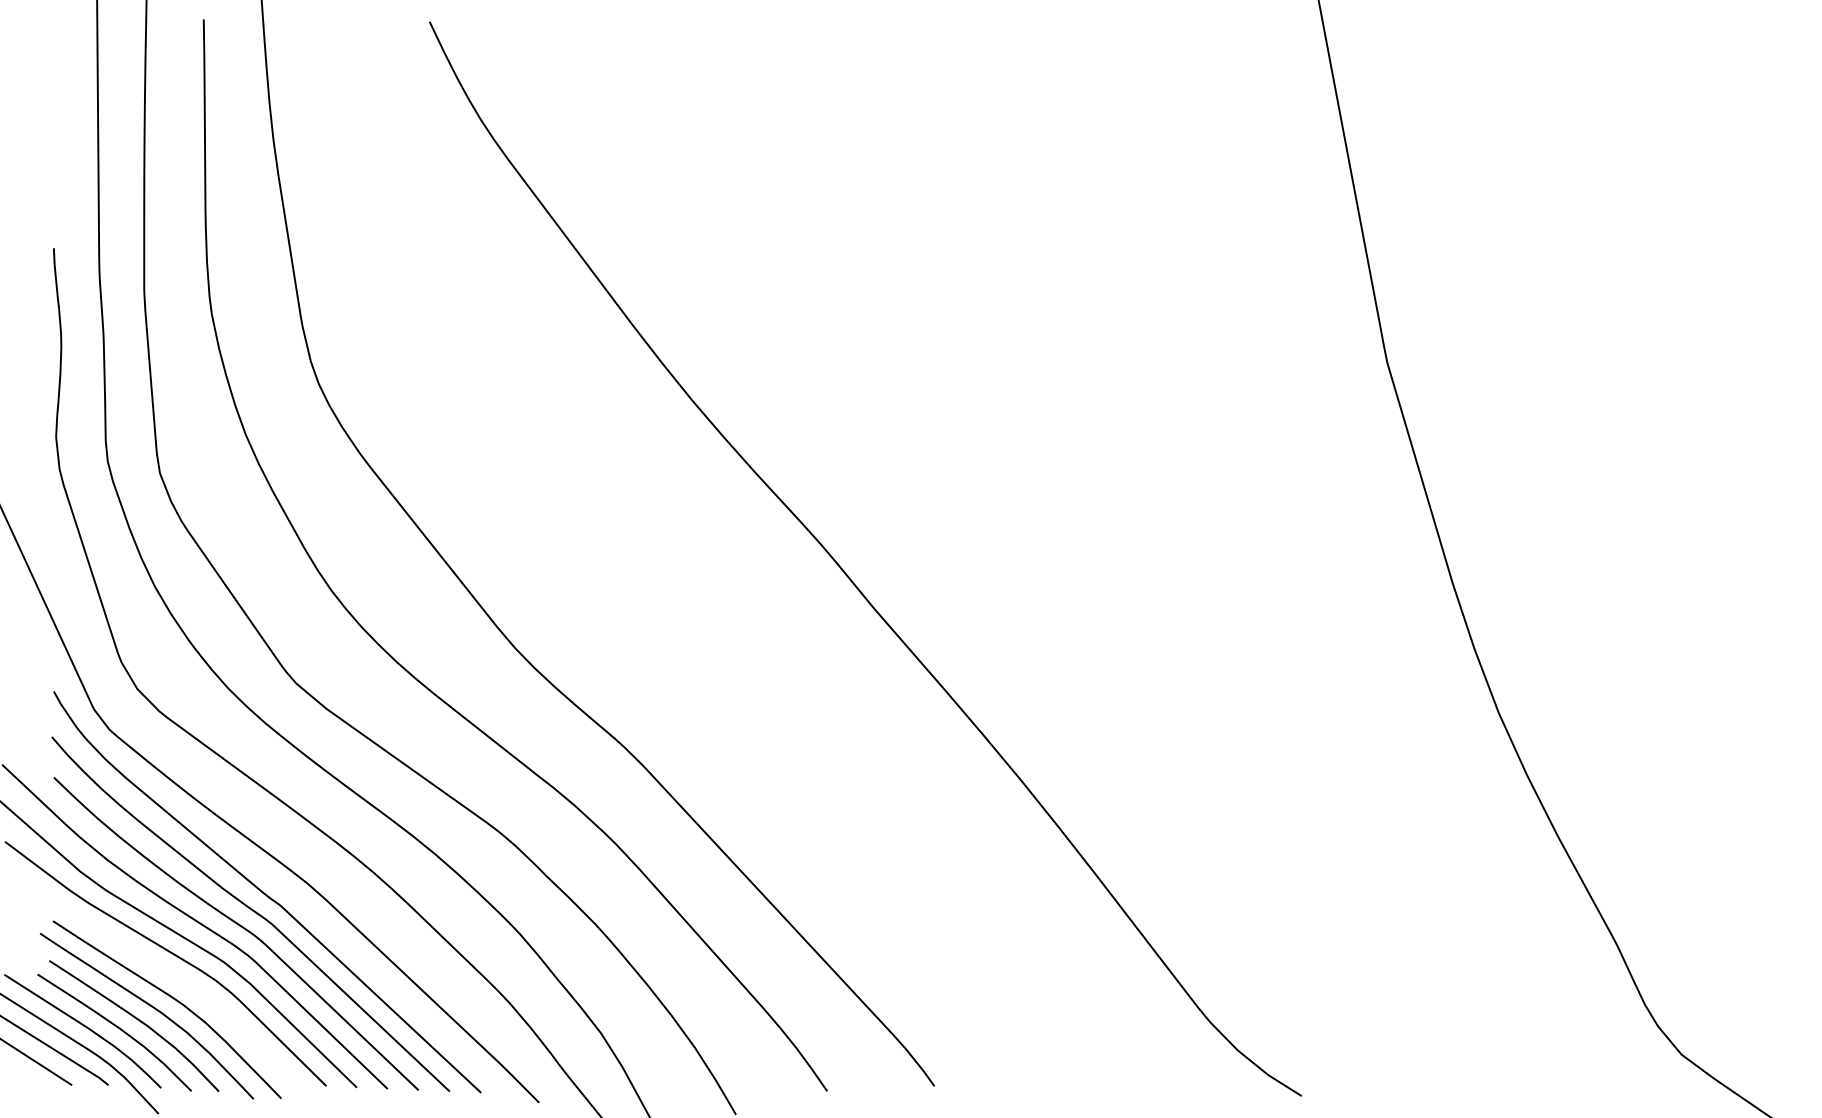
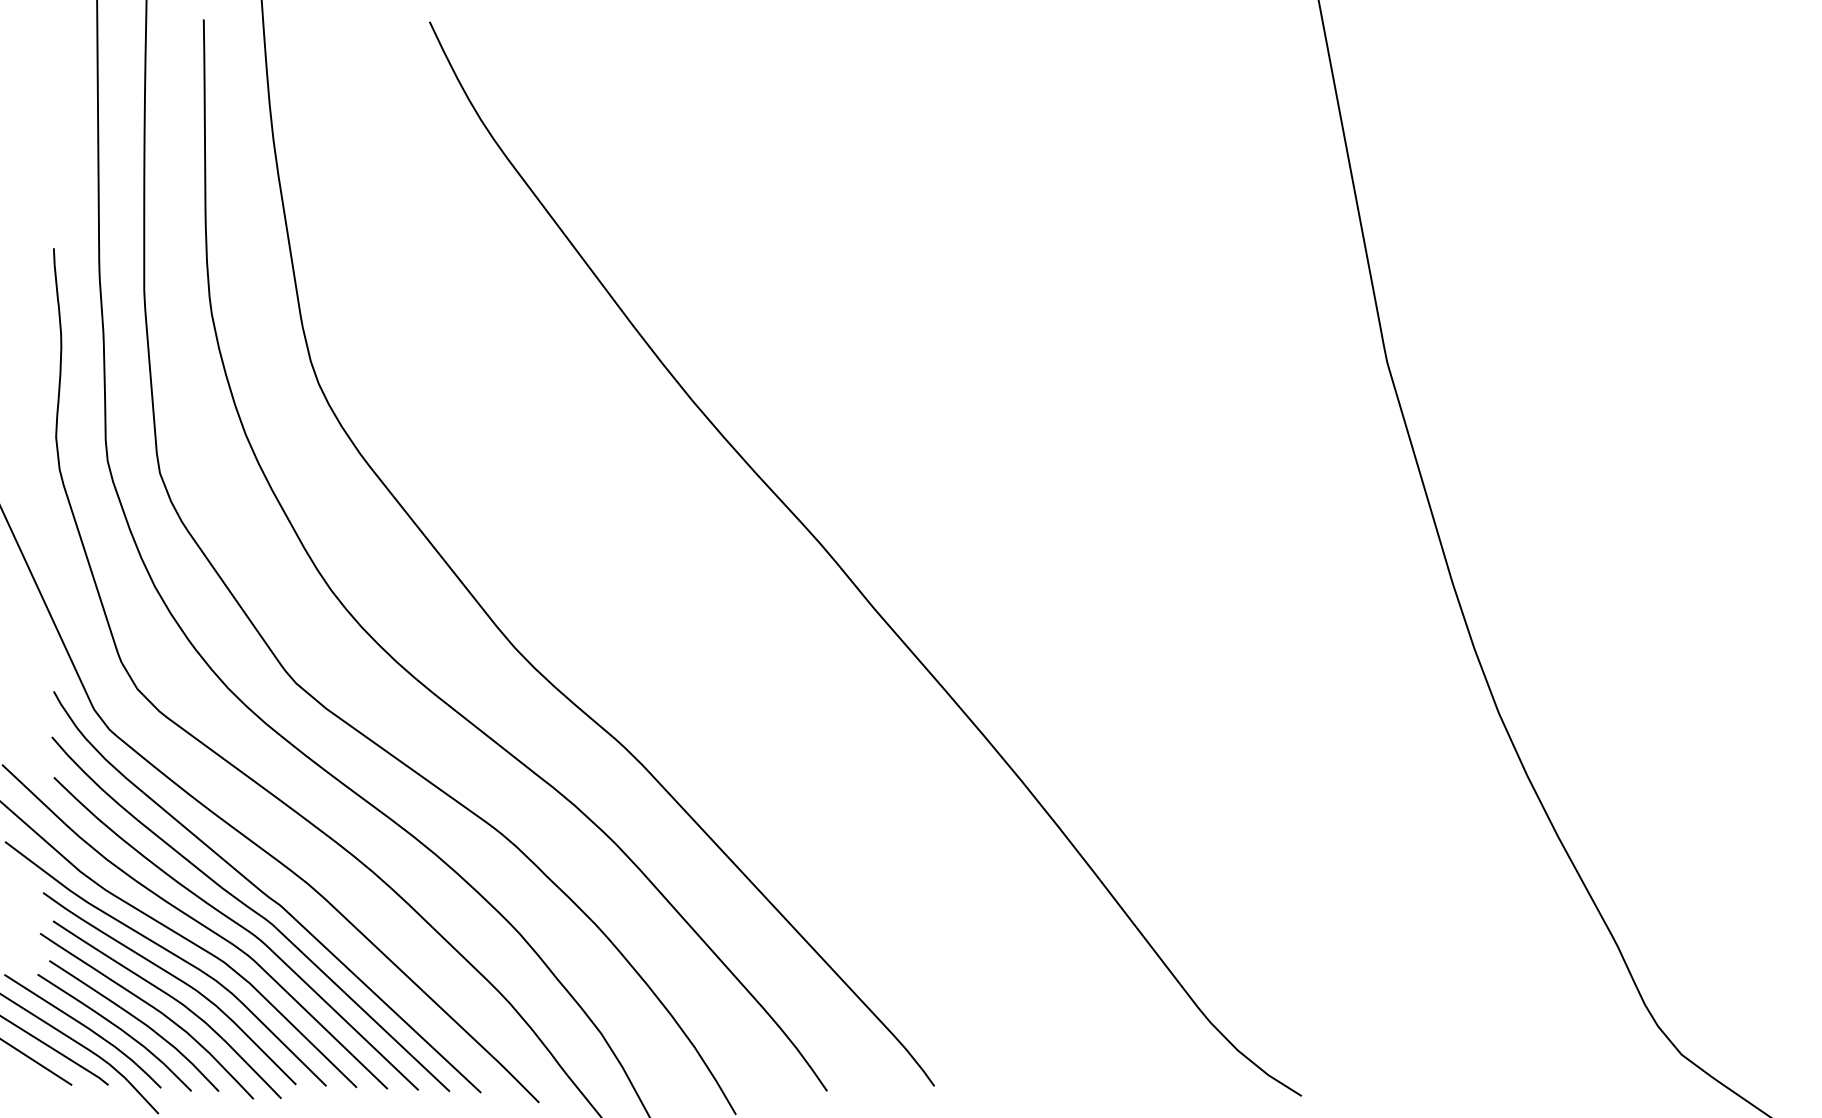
curve: none -> present (175, 978)
